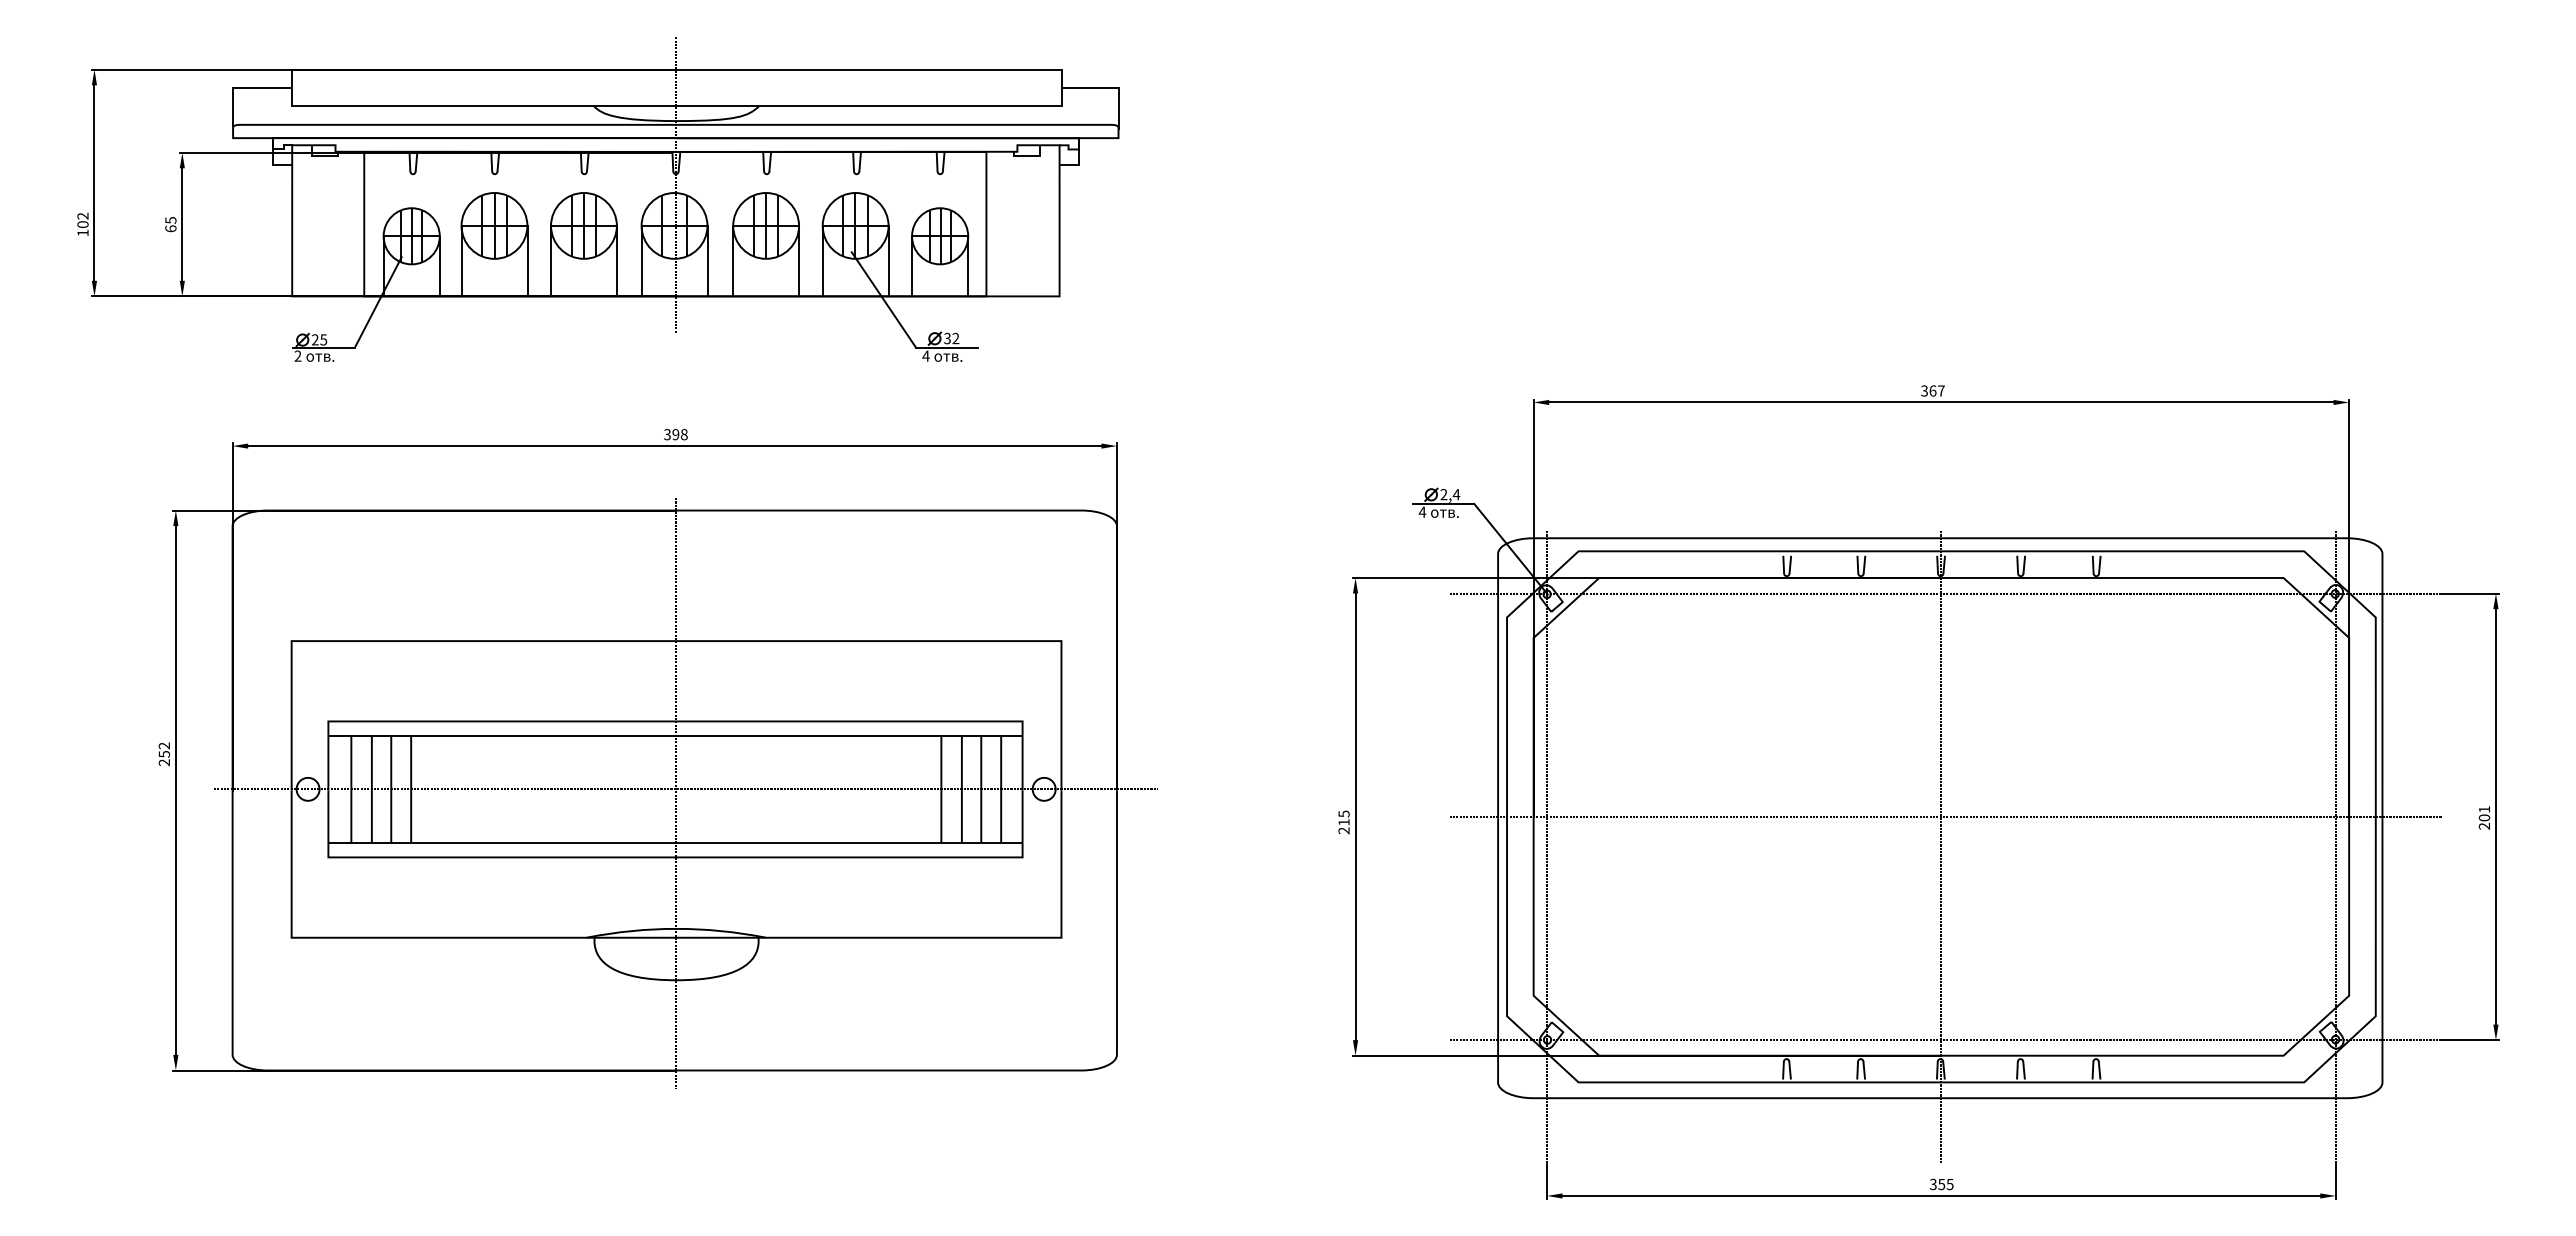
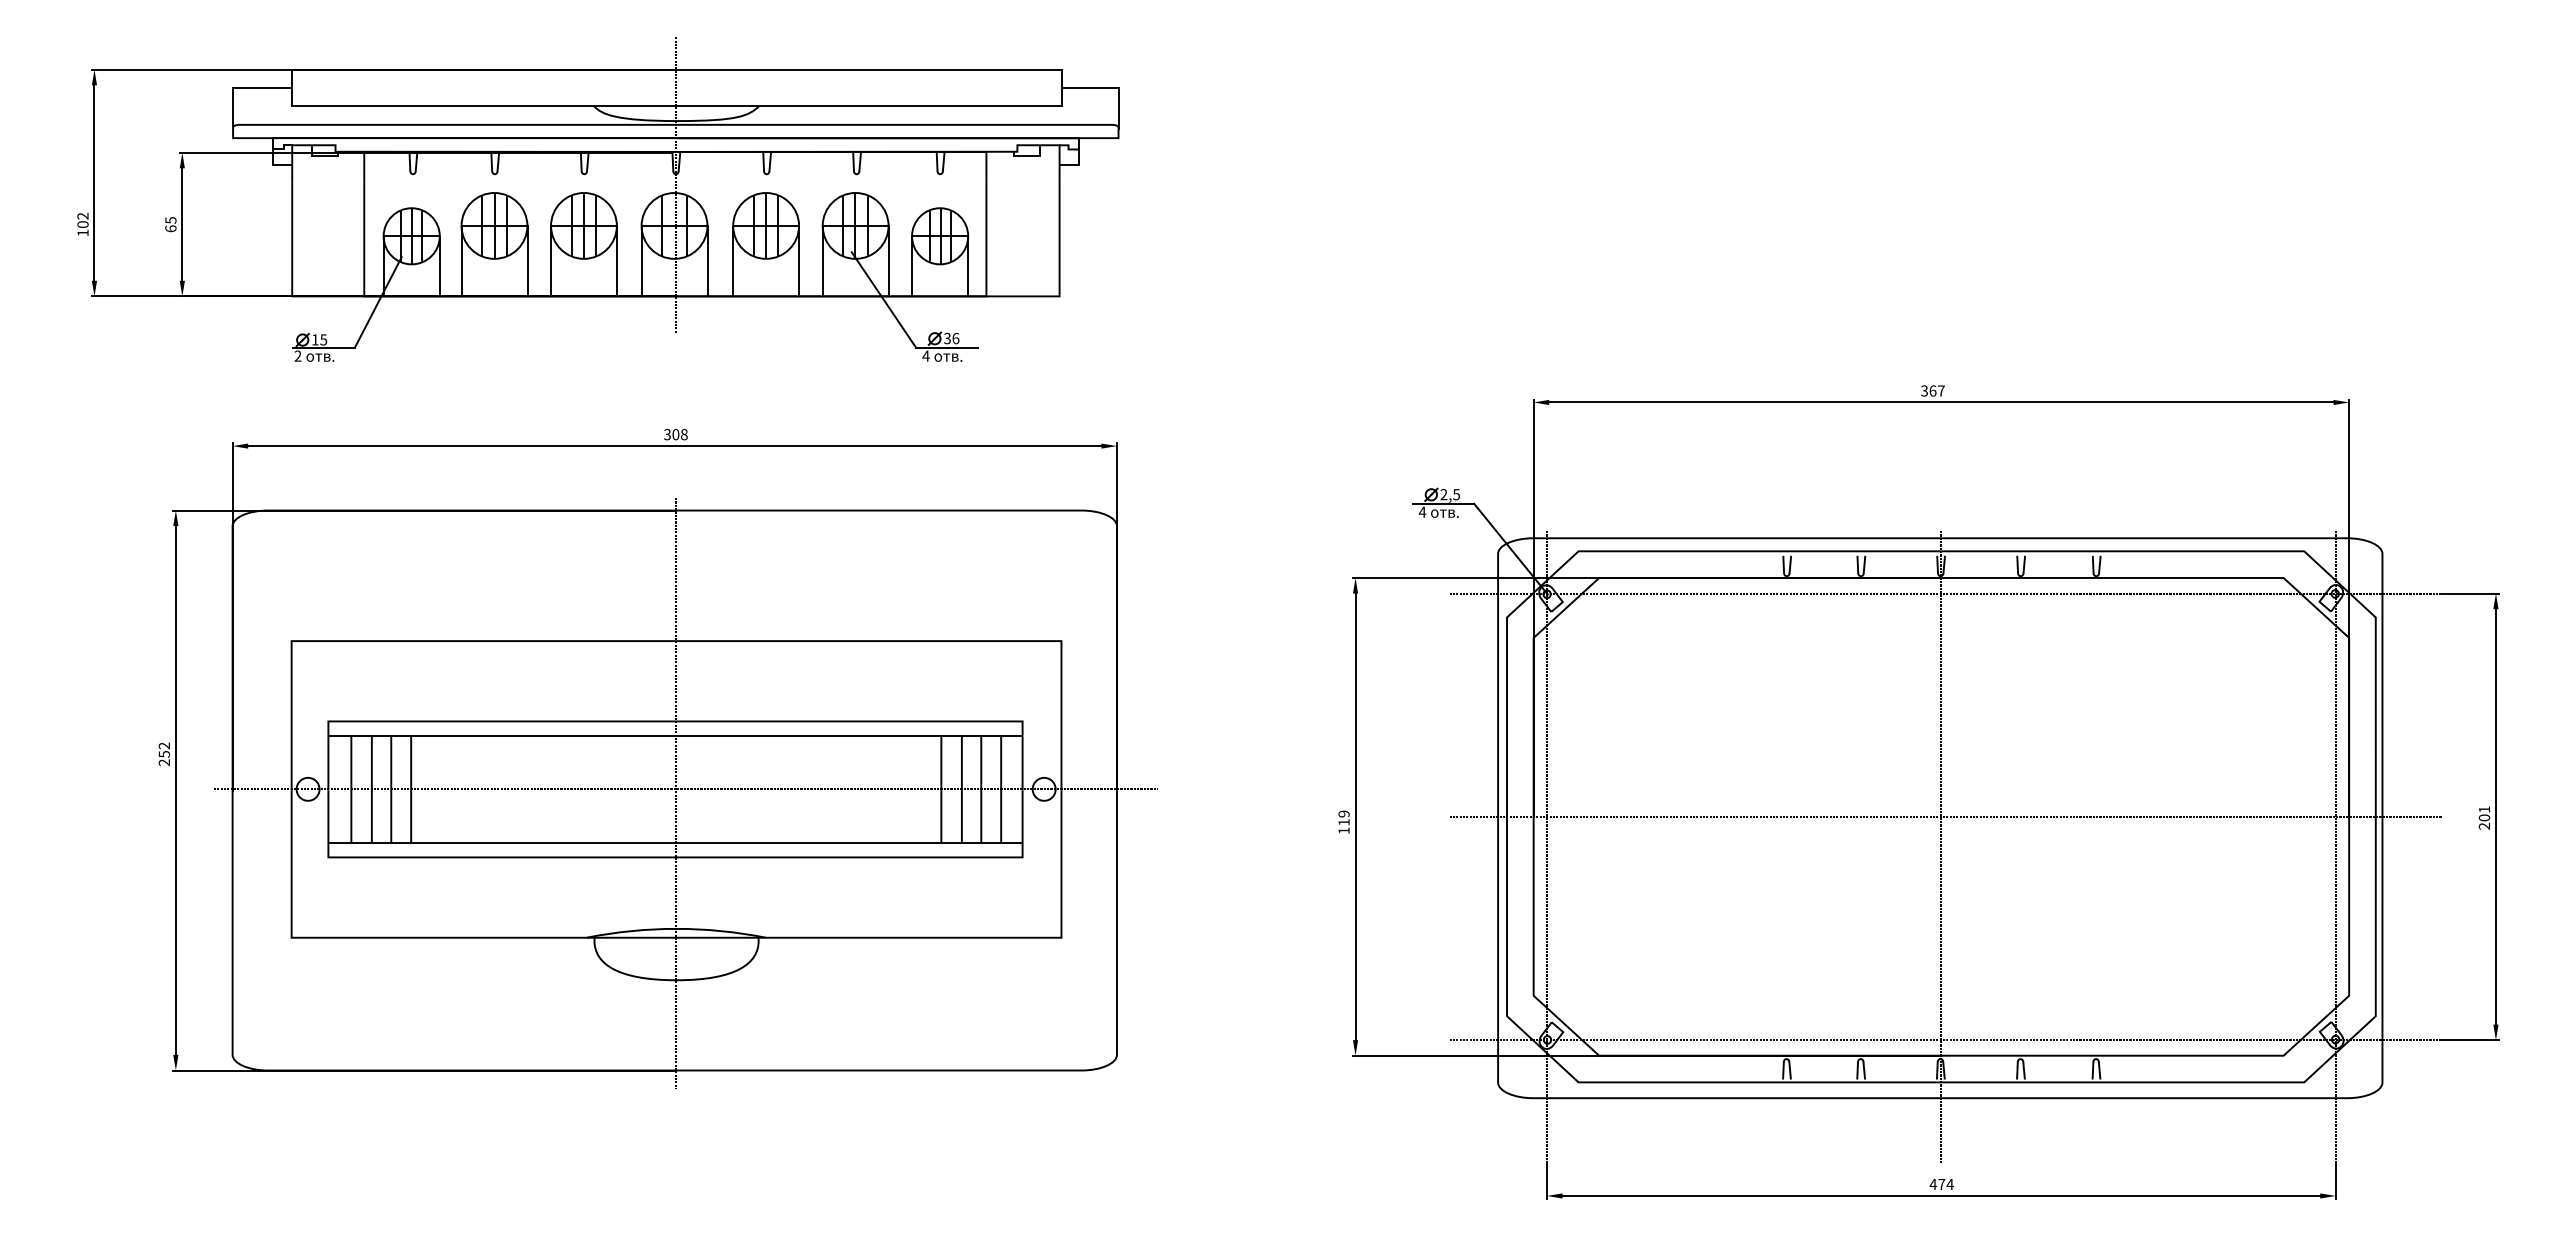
text: 32 -> 36 (955, 338)
text: 25 -> 15 (315, 339)
text: 398 -> 308 (675, 434)
text: 2,4 -> 2,5 (1456, 494)
text: 215 -> 119 (1343, 822)
text: 355 -> 474 (1941, 1184)
